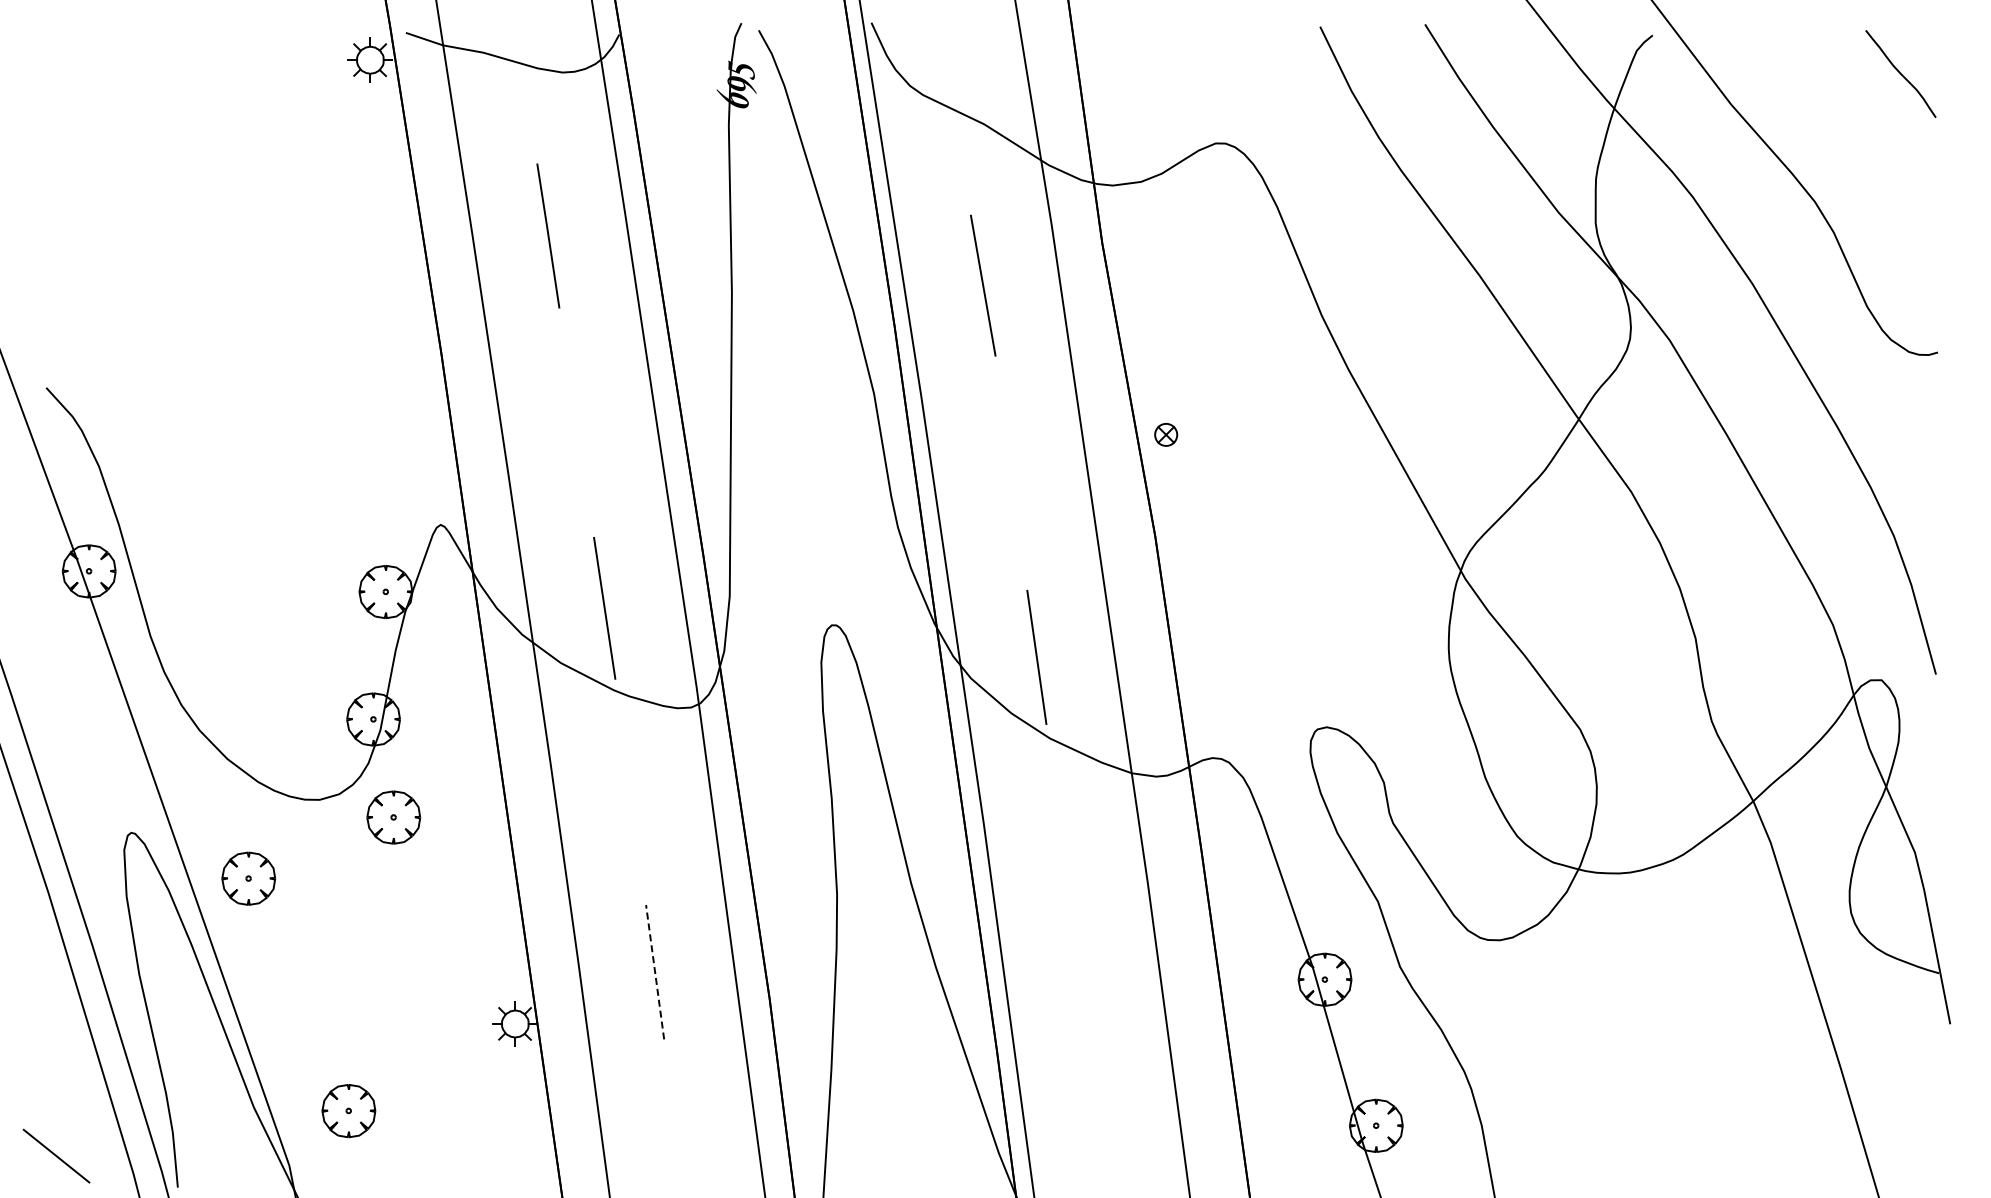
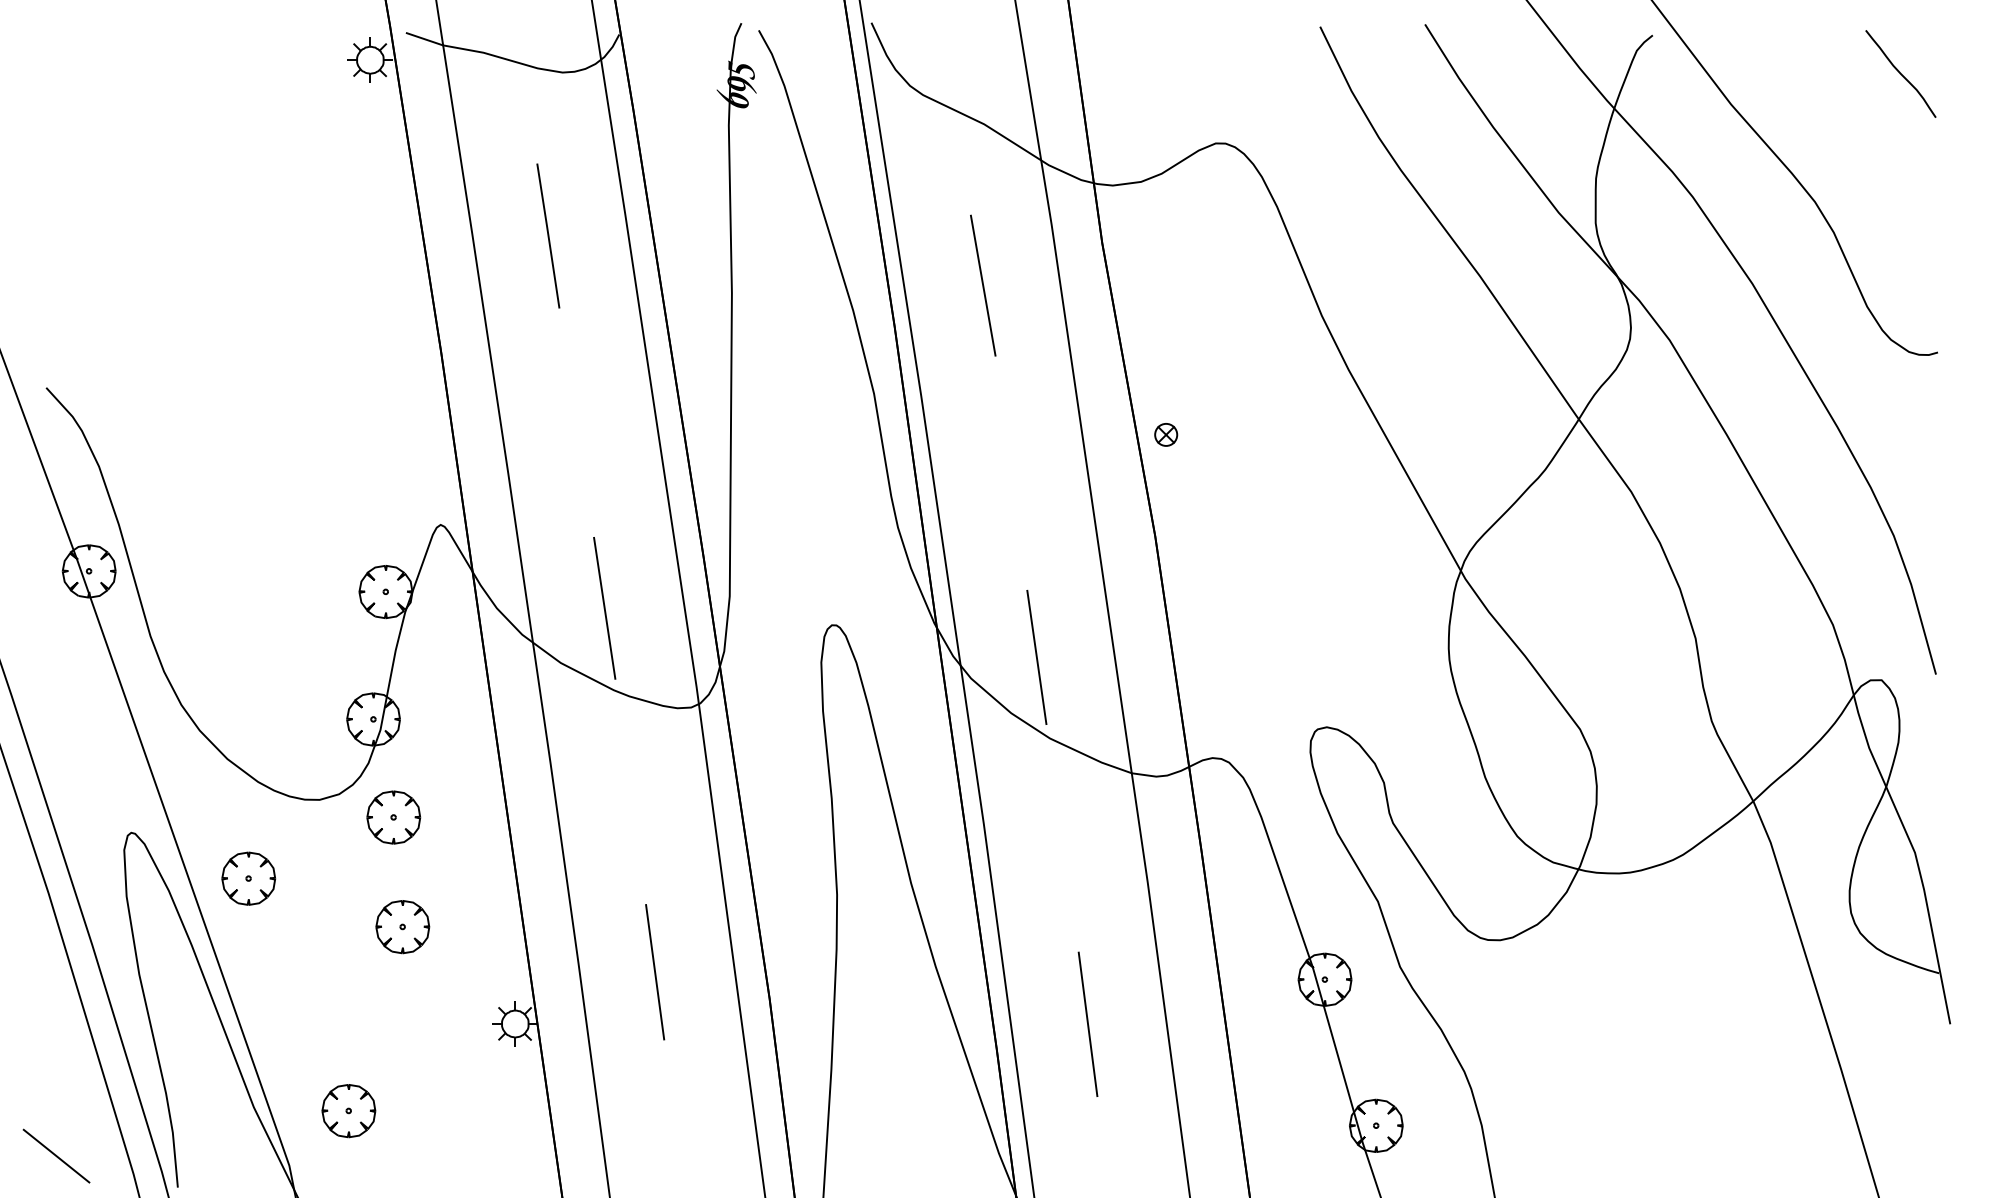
part: none -> present (402, 927)
line: dashed -> solid (655, 972)
line: none -> present (1087, 1024)
